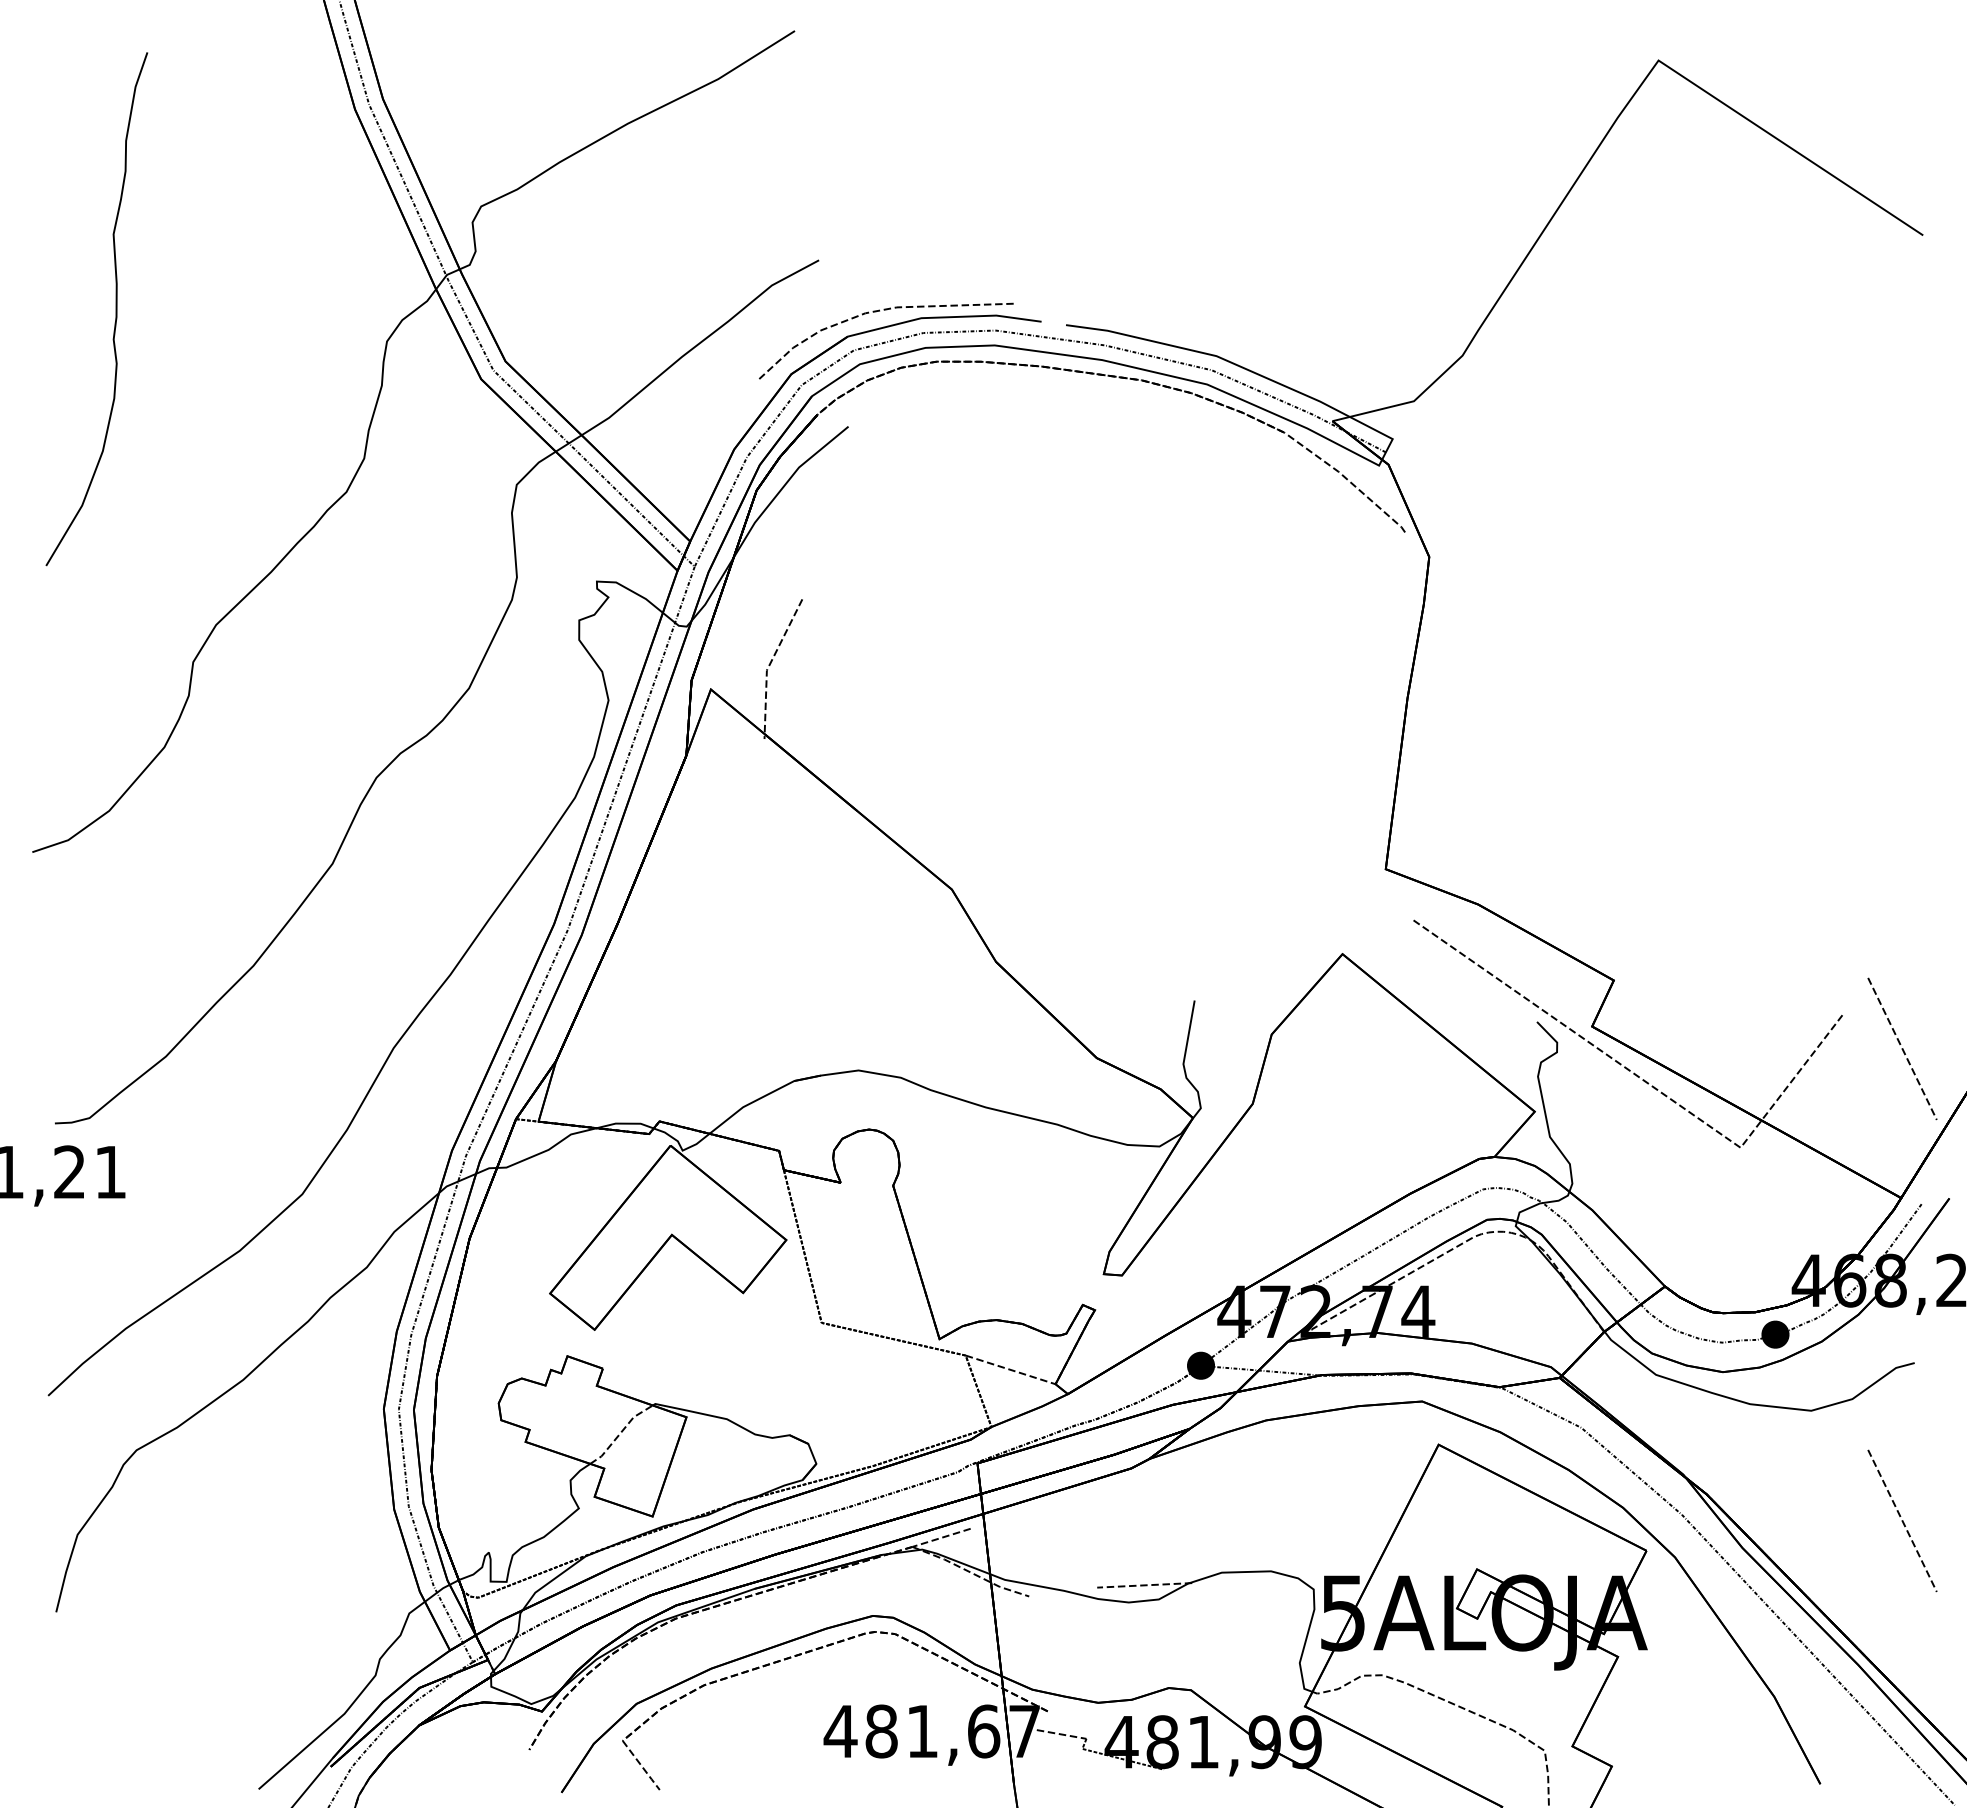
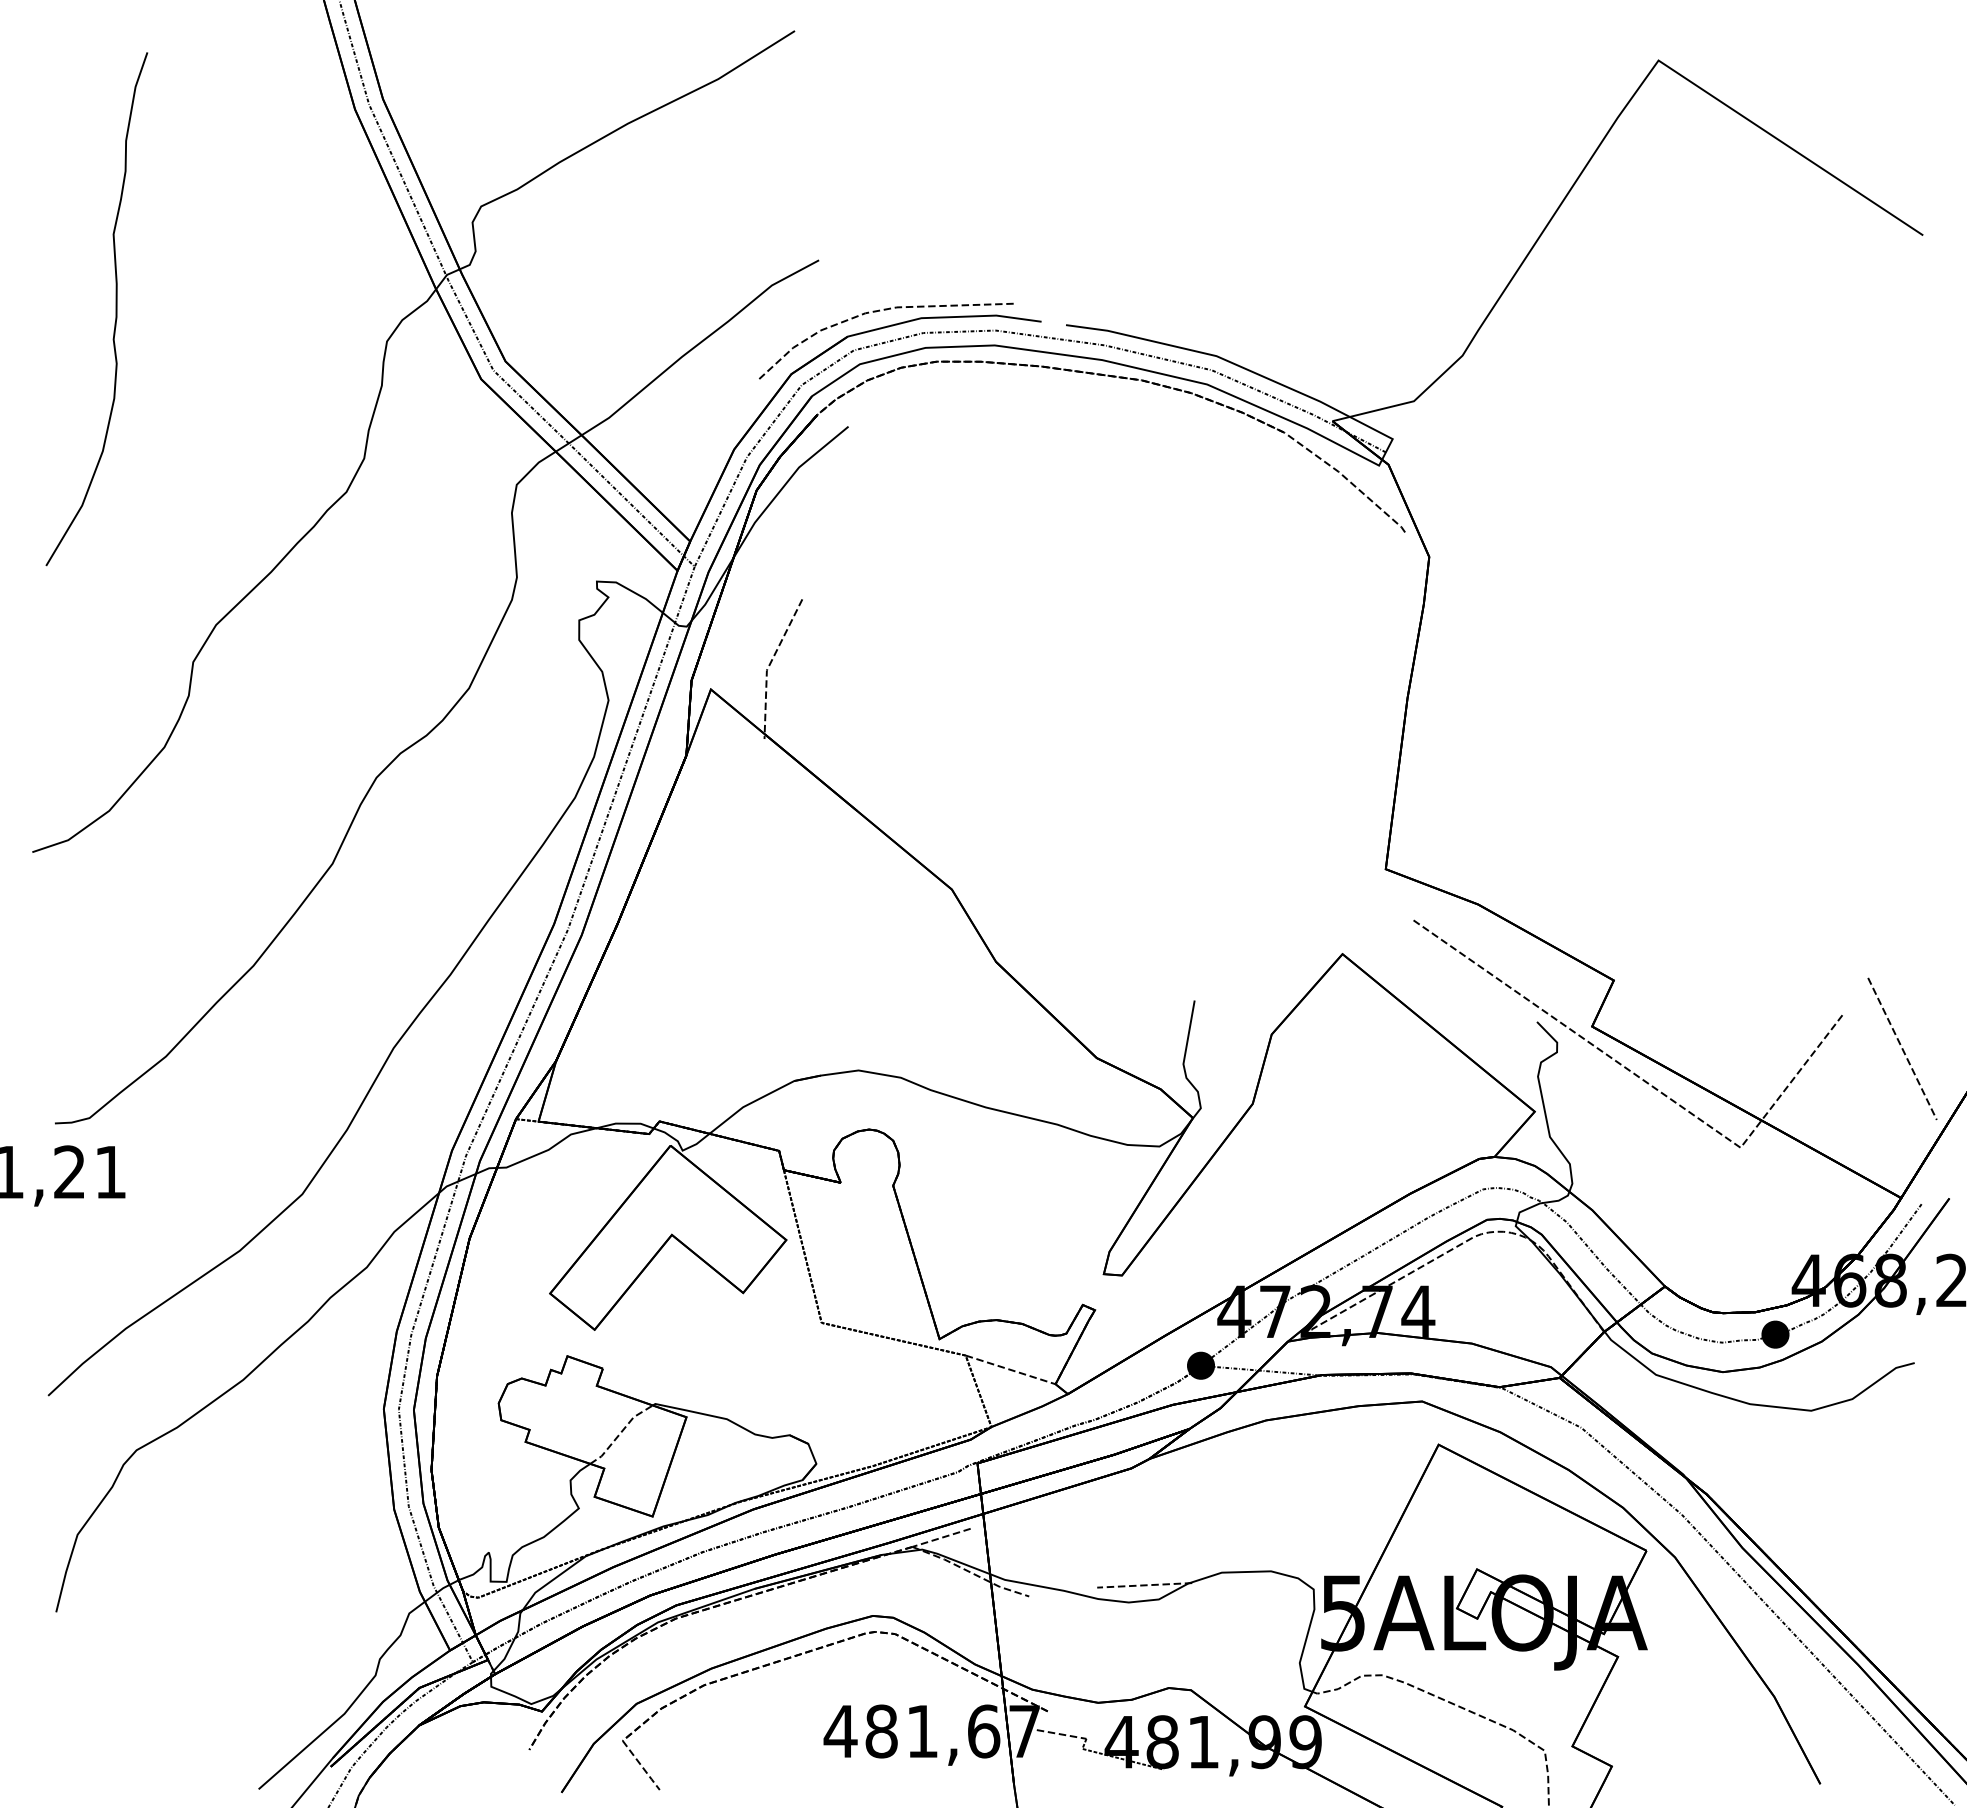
line: present -> none (1902, 1520)
